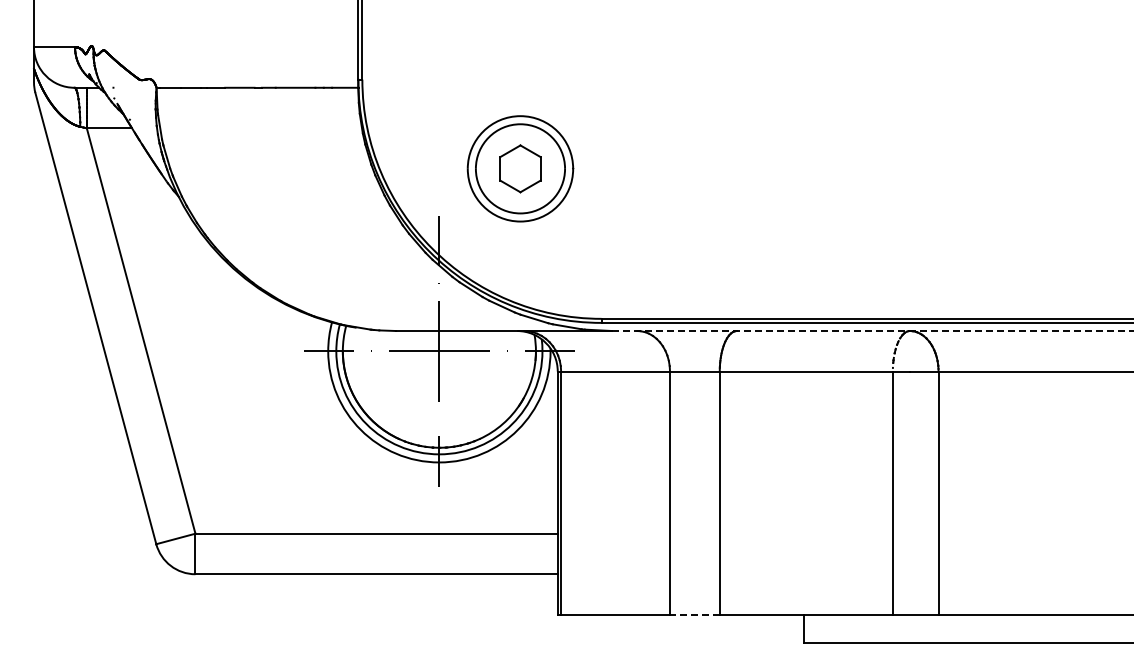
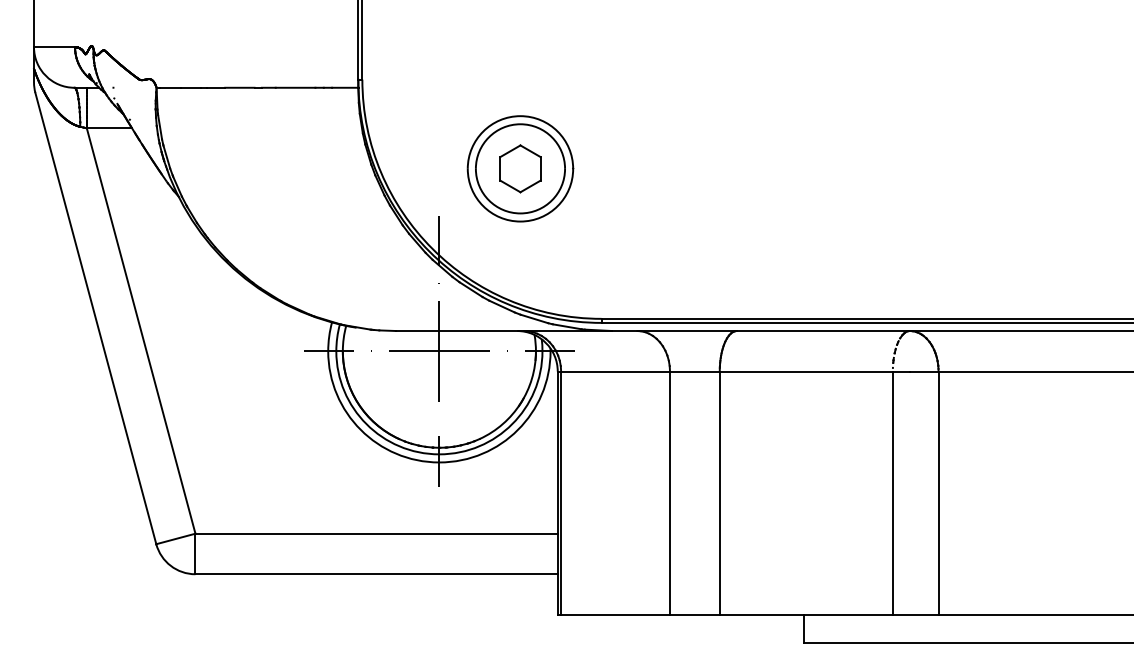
line: dashed -> solid (872, 331)
line: dashed -> solid (694, 614)
